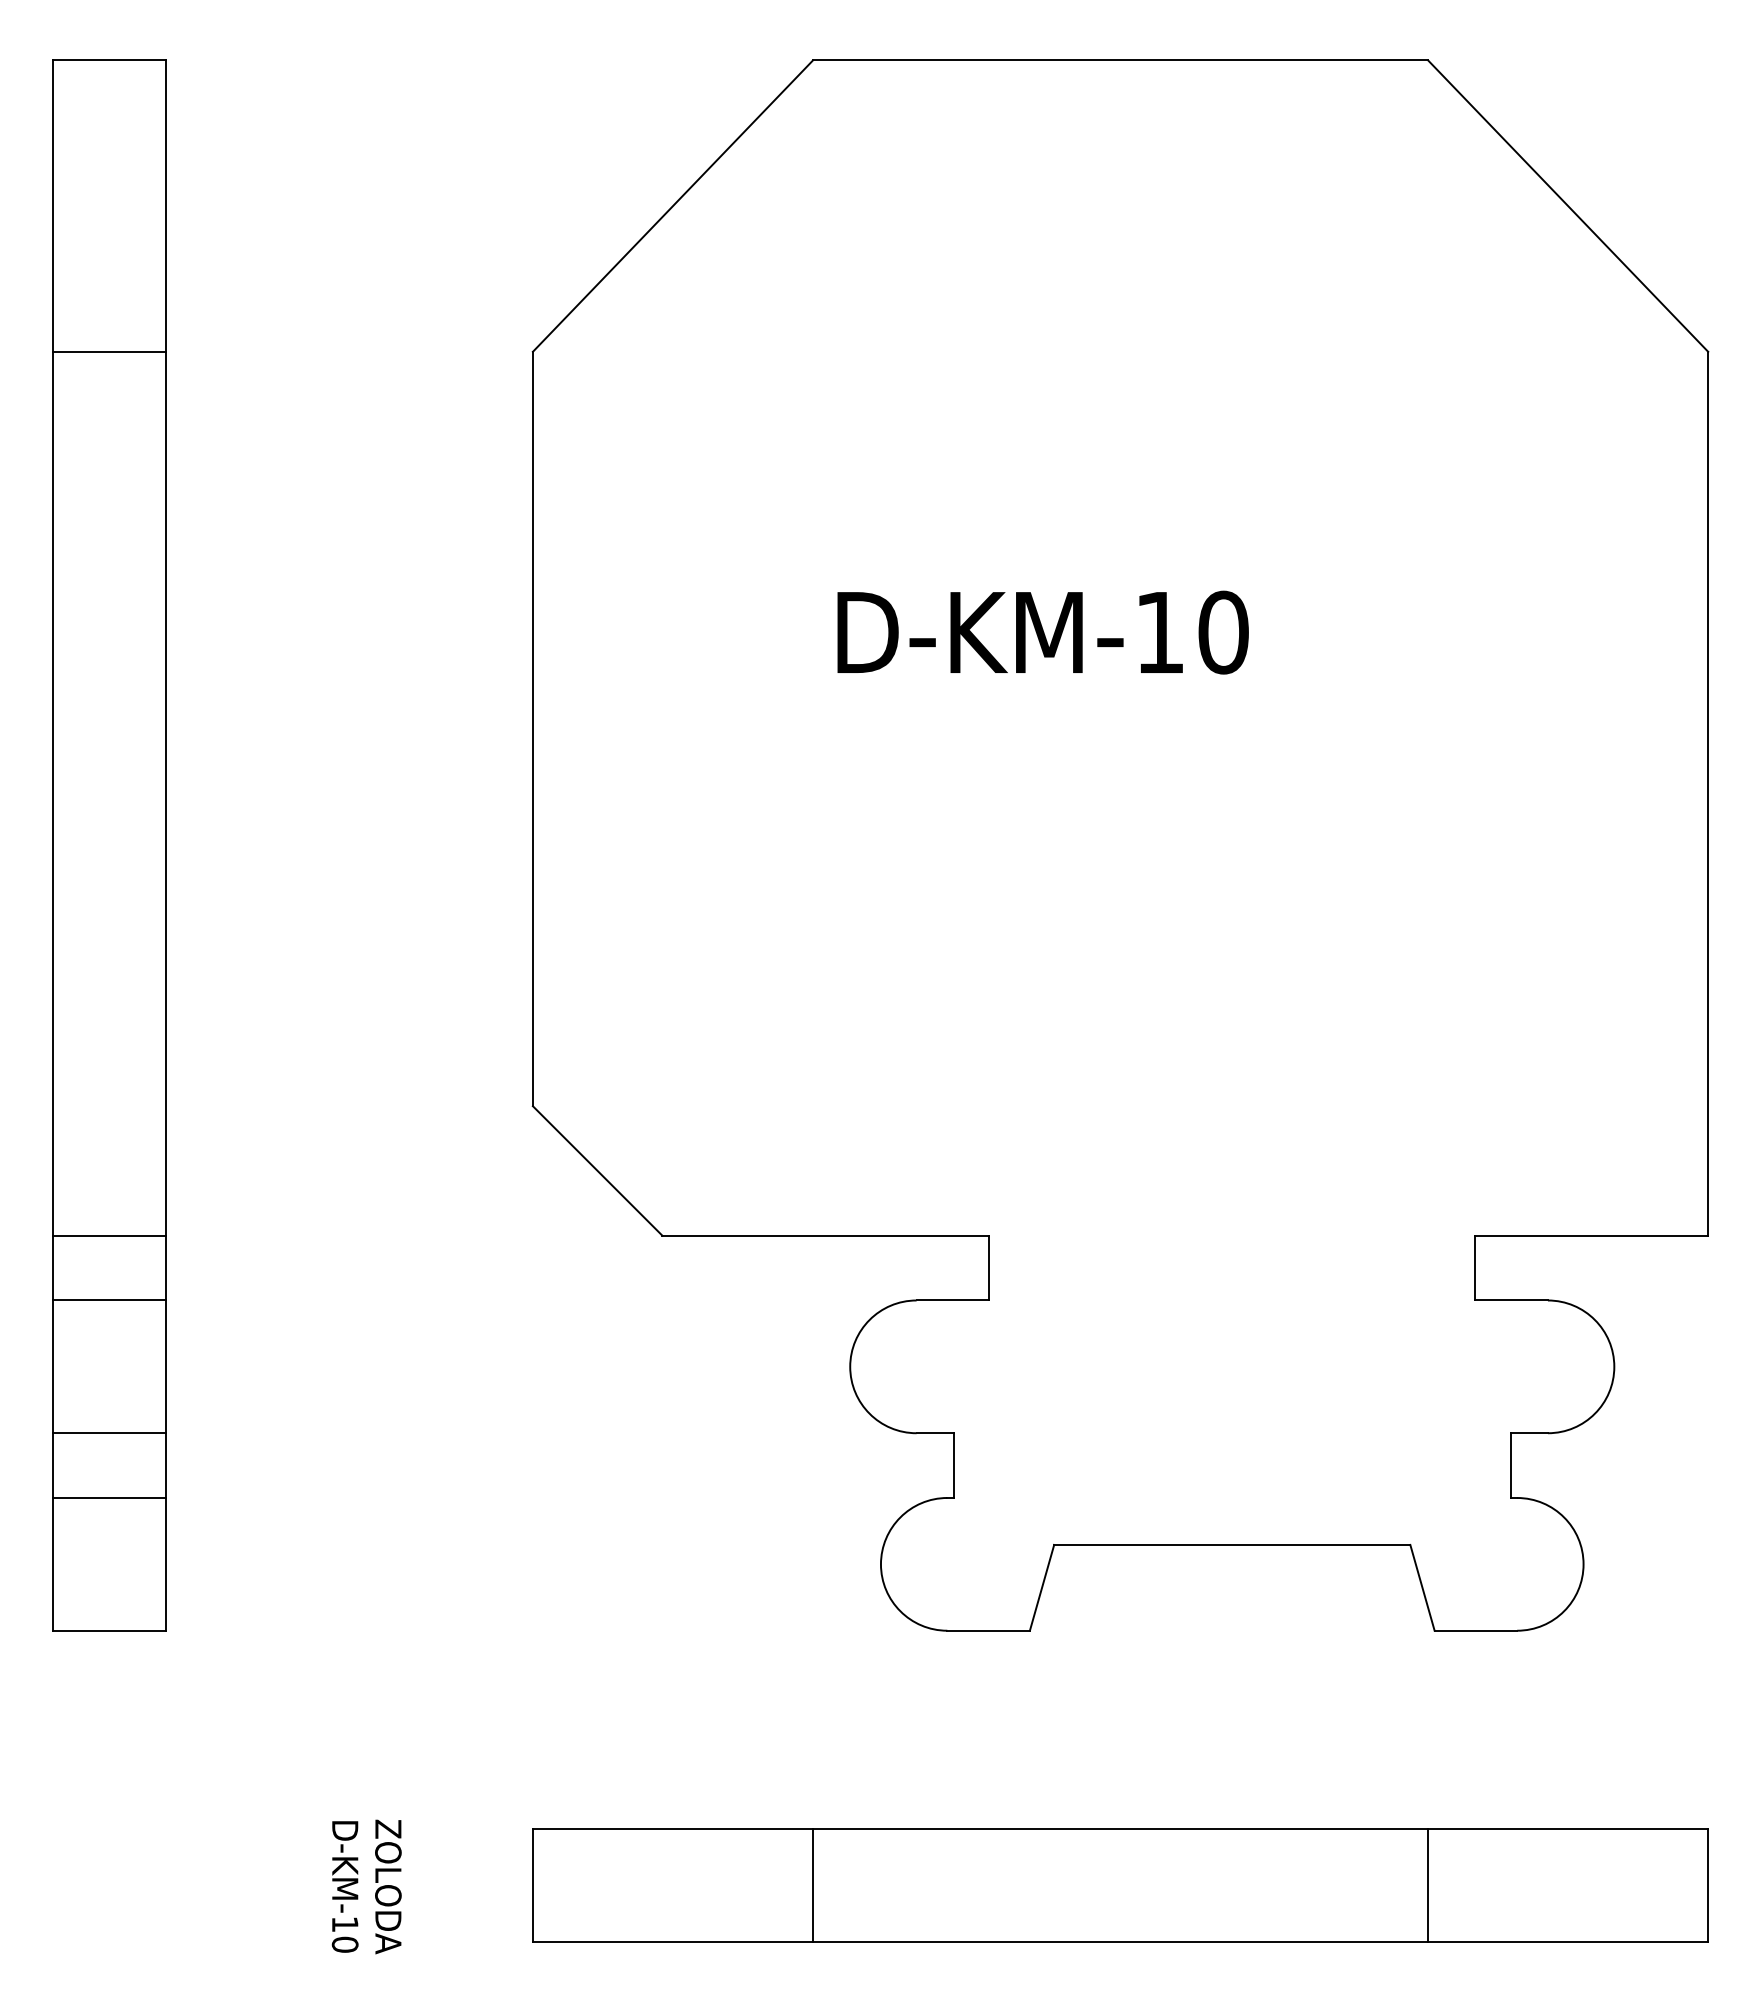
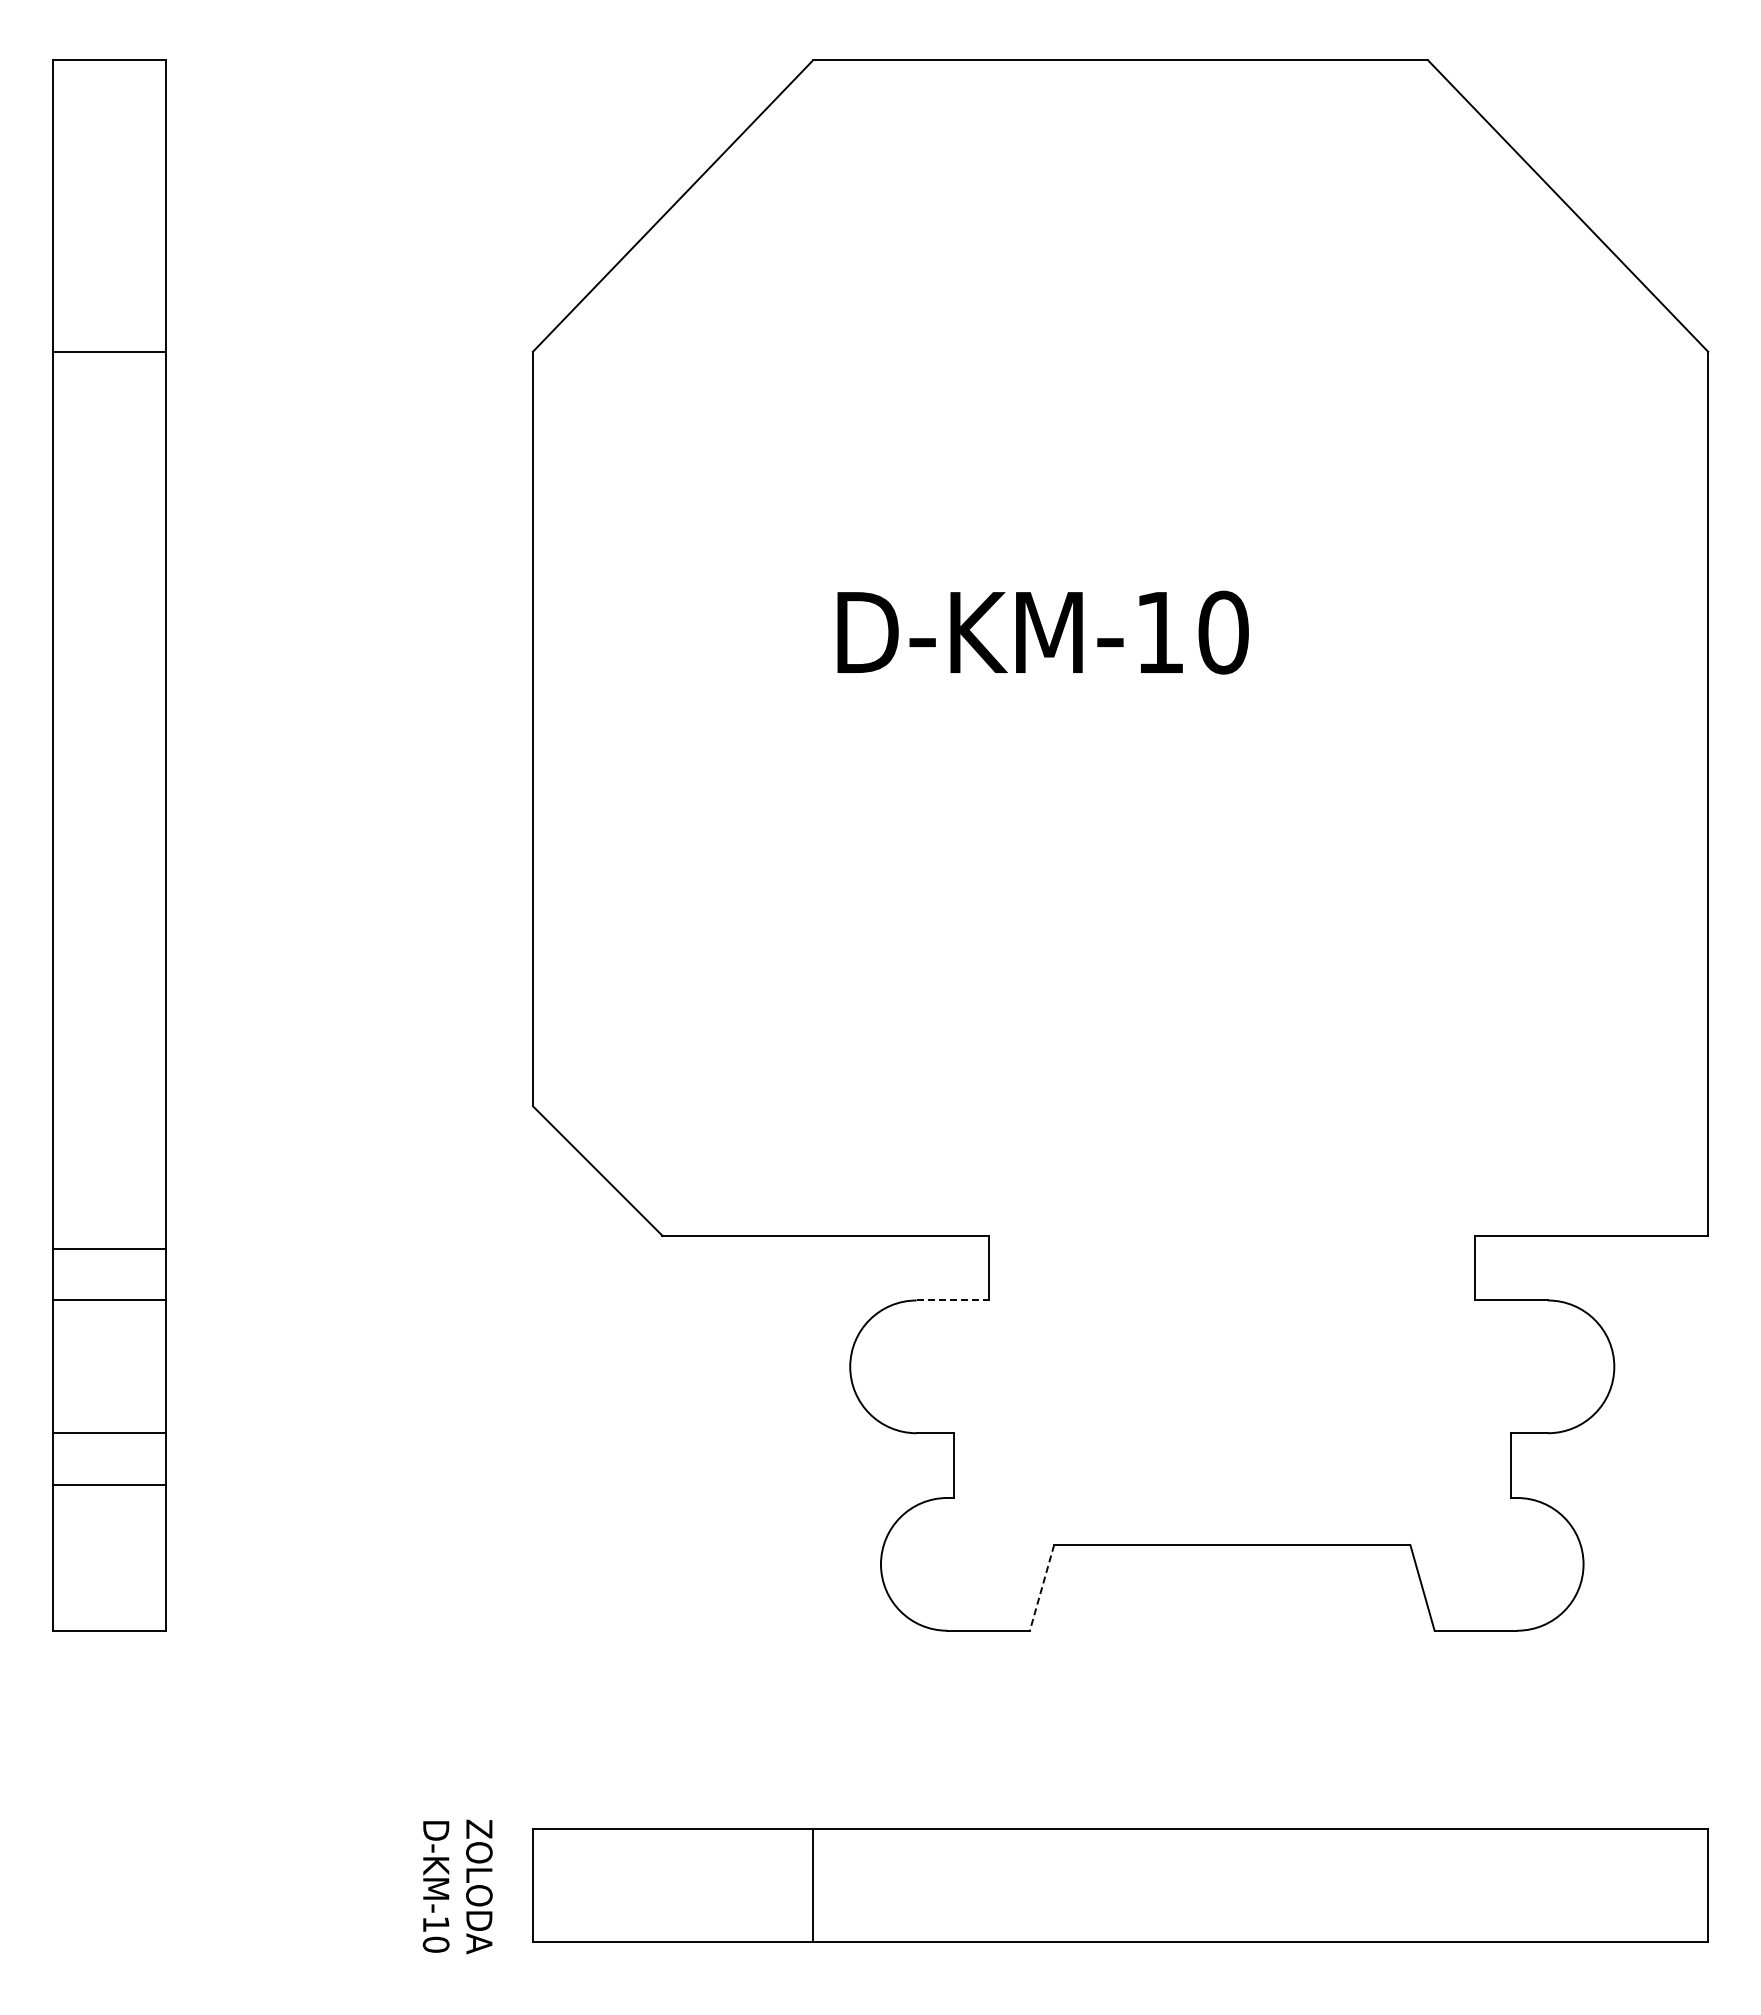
line position: (109, 1235) -> (109, 1248) (109, 1248)
line: solid -> dashed (953, 1300)
line position: (109, 1497) -> (109, 1484) (109, 1484)
line: solid -> dashed (1042, 1587)
line: present -> none (1428, 1885)
text position: (366, 1886) -> (457, 1886) (457, 1886)
